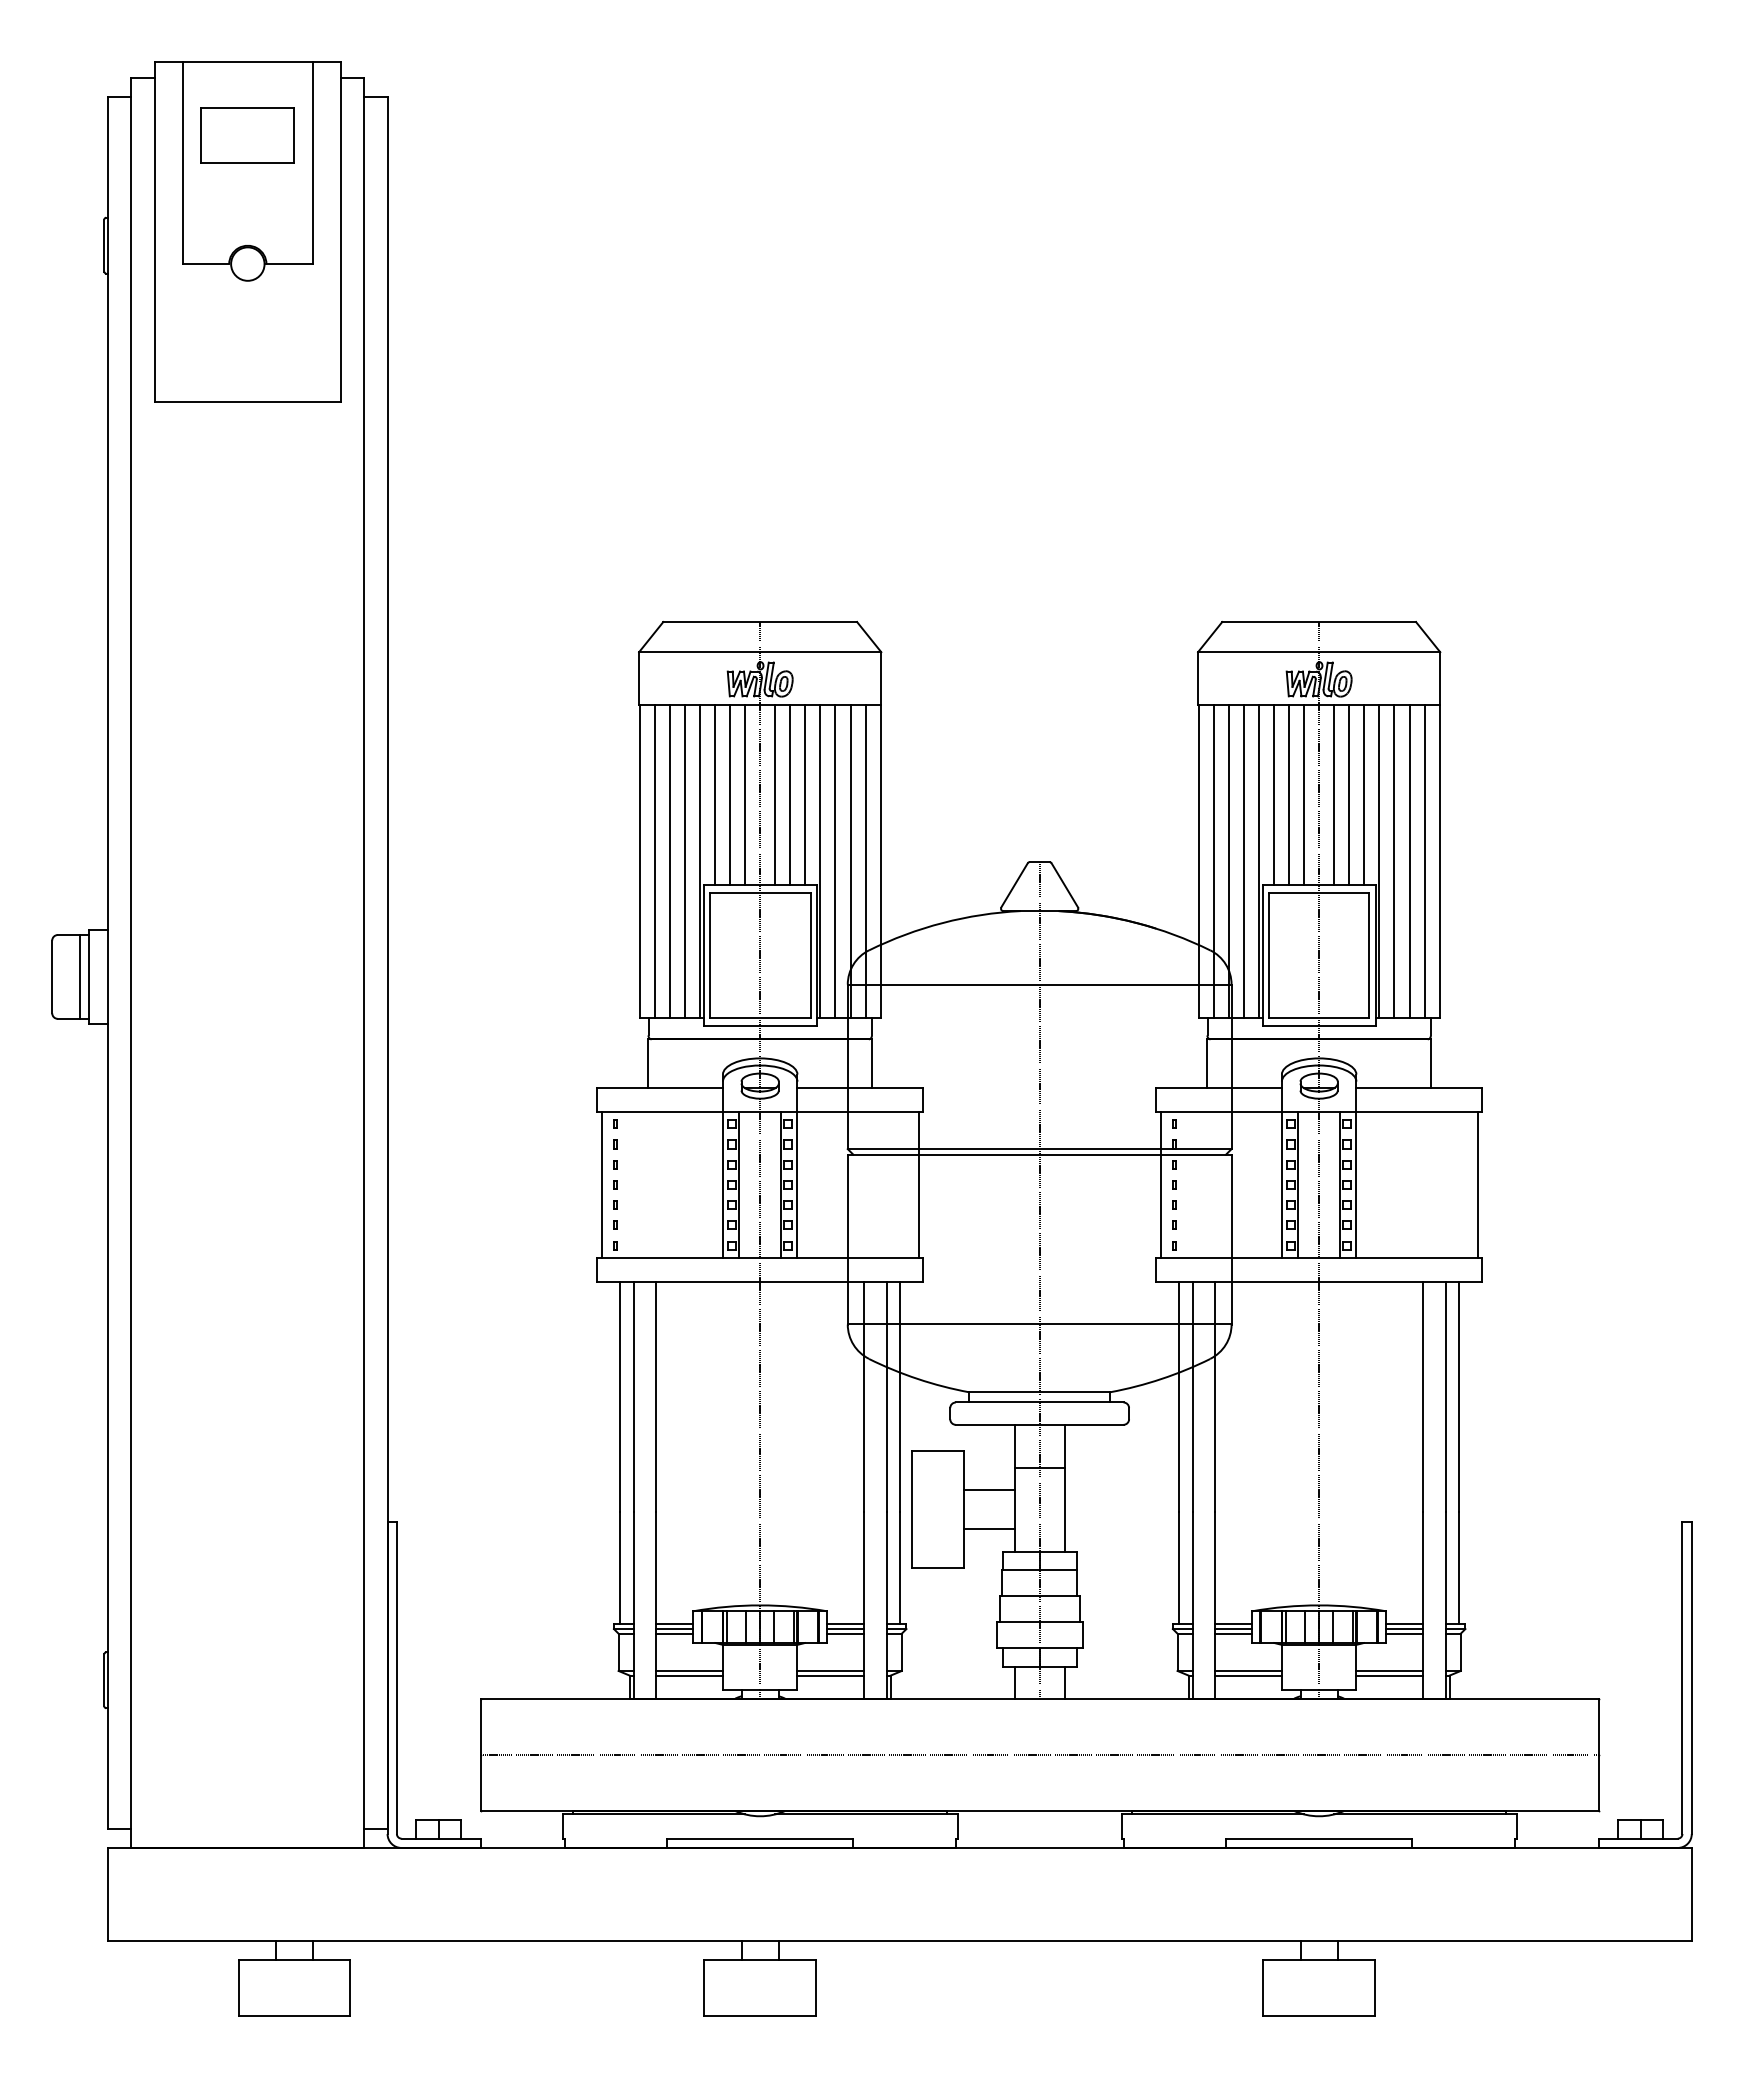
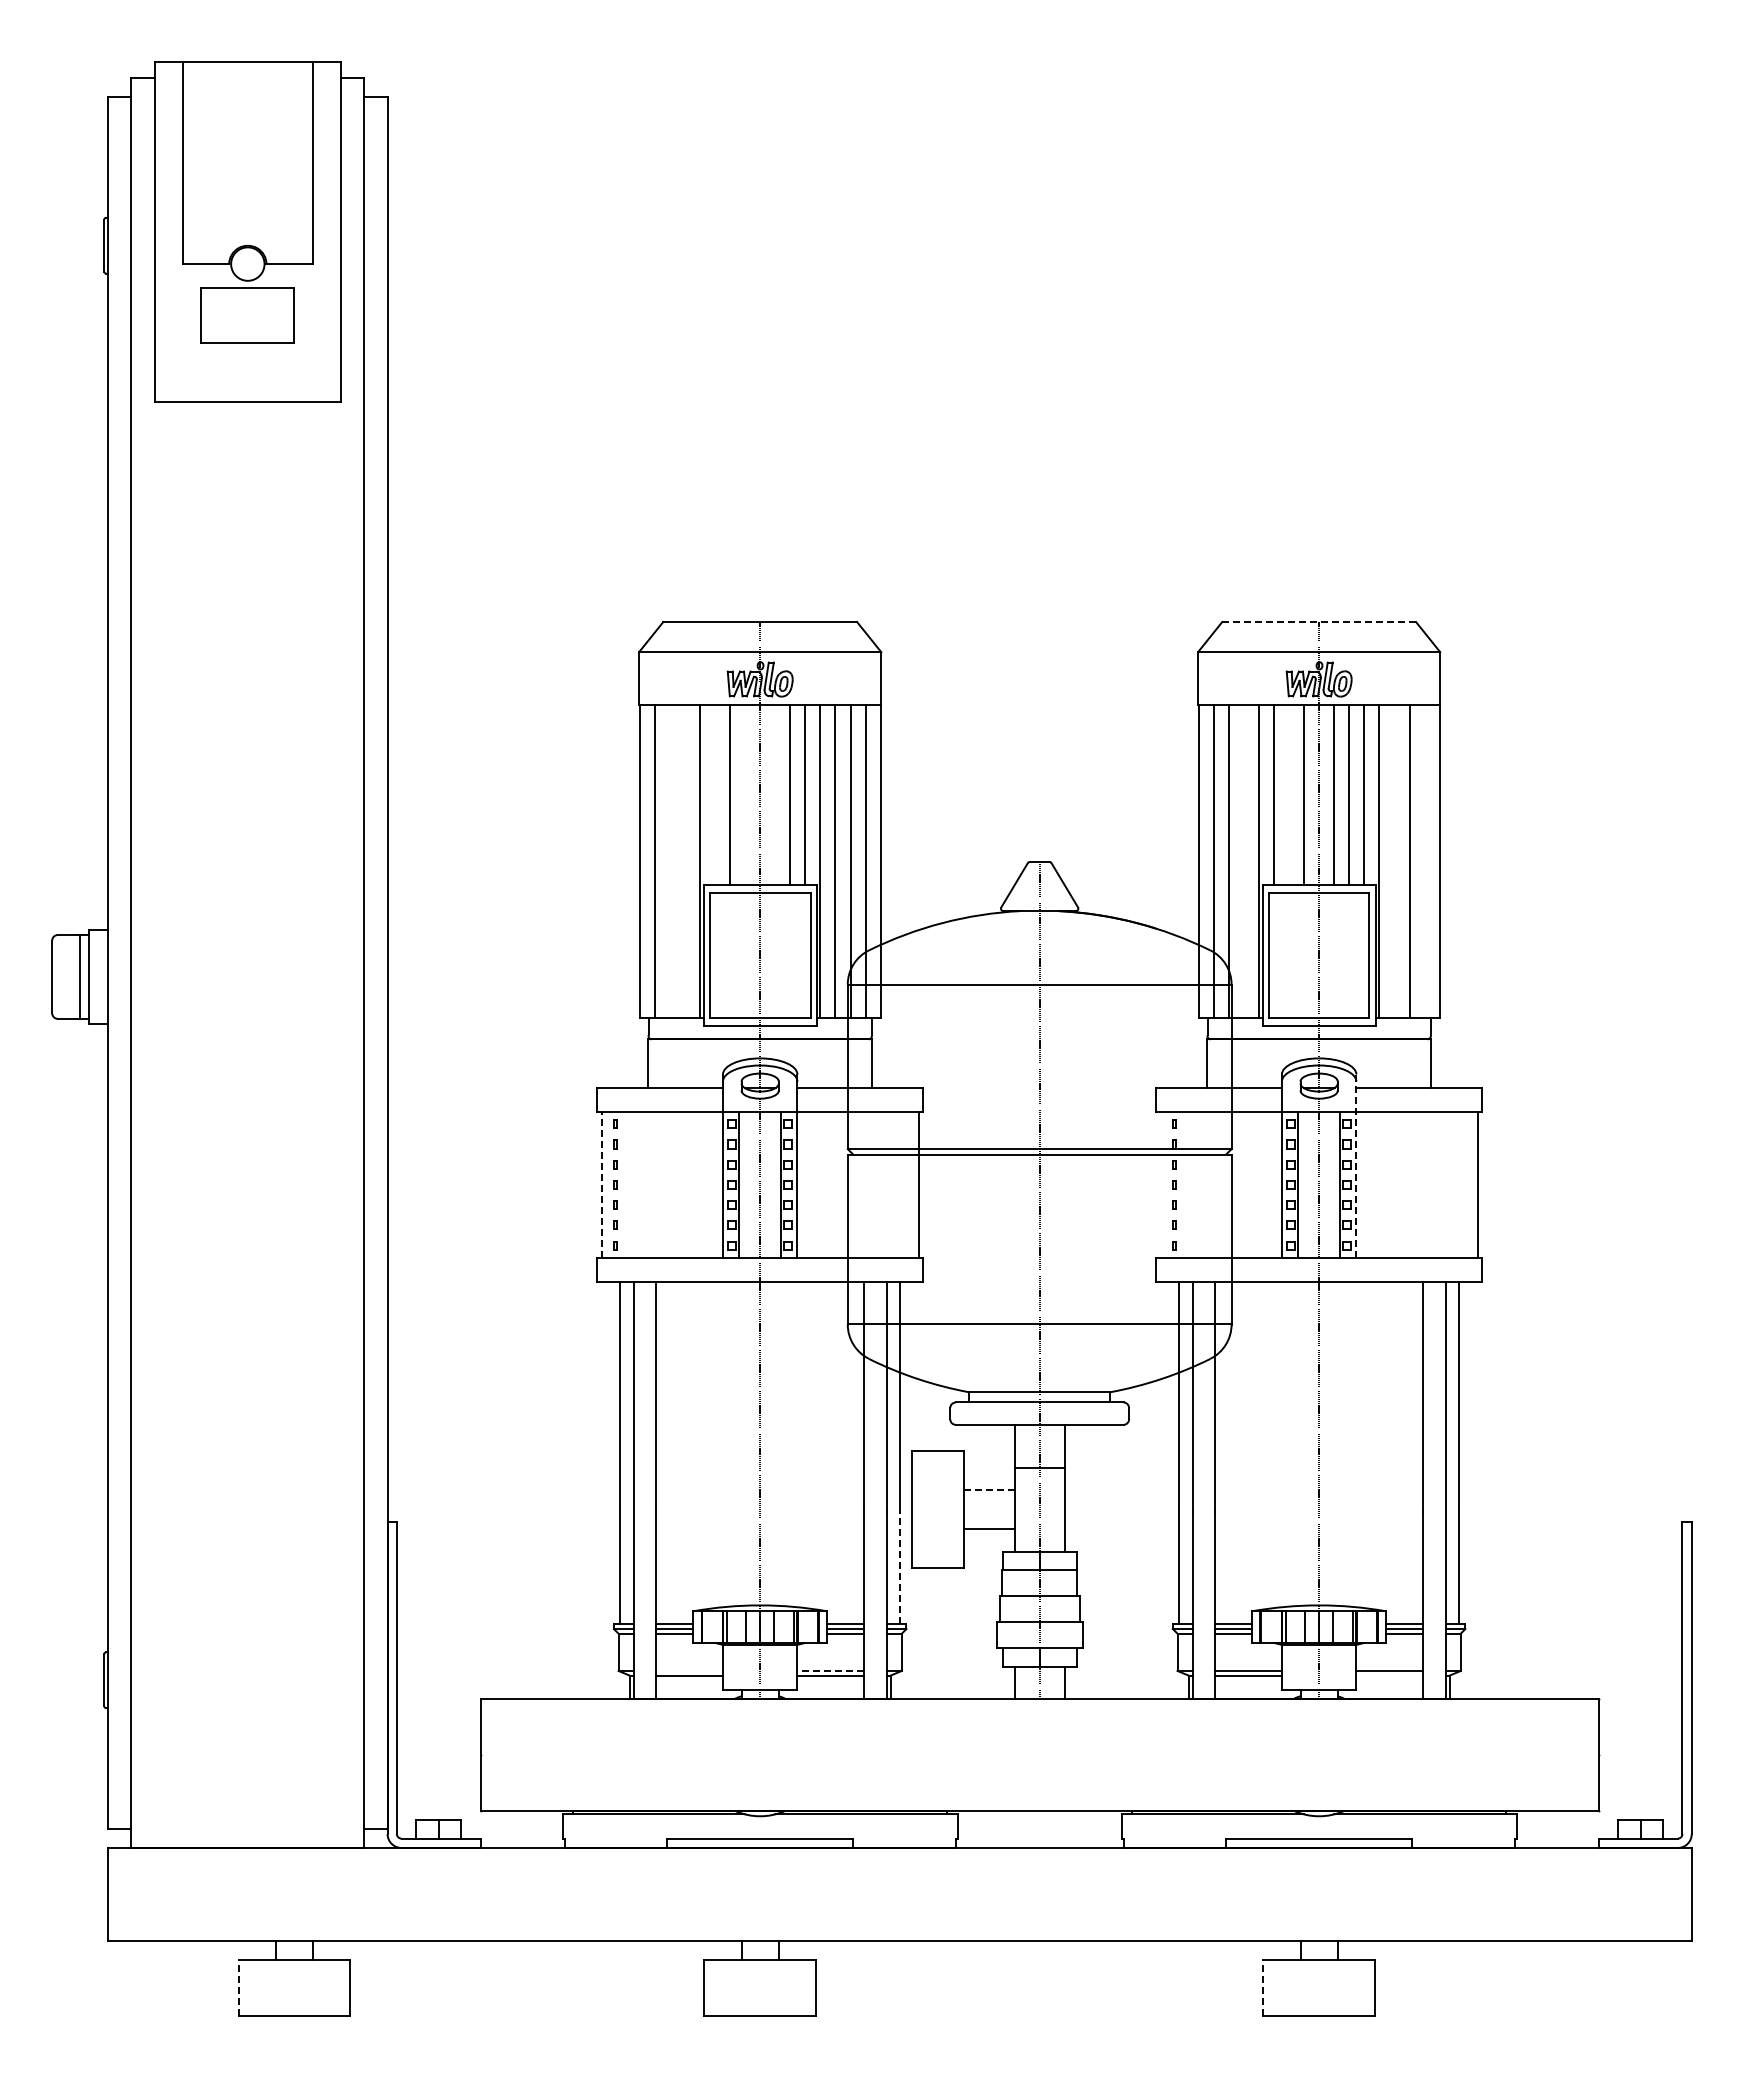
part position: (247, 135) -> (247, 315) (247, 315)
line: solid -> dashed (1319, 622)
line: present -> none (715, 795)
line: present -> none (745, 795)
line: present -> none (775, 795)
line: present -> none (1288, 795)
line: present -> none (669, 861)
line: present -> none (684, 861)
line: present -> none (1243, 861)
line: present -> none (1394, 861)
line: present -> none (1424, 861)
line: solid -> dashed (1356, 1166)
line: solid -> dashed (601, 1184)
line: present -> none (1160, 1184)
line: solid -> dashed (989, 1489)
line: solid -> dashed (899, 1568)
line: present -> none (689, 1670)
line: solid -> dashed (830, 1670)
line: present -> none (1389, 1675)
line: present -> none (1039, 1754)
line: solid -> dashed (238, 1987)
line: solid -> dashed (1263, 1987)
